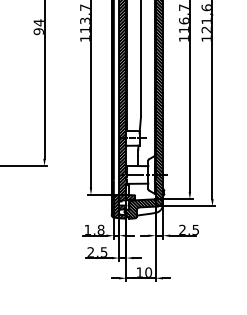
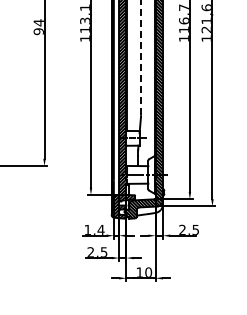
text: 113,7 -> 113,1 (84, 7)
line: solid -> dashed (141, 57)
text: 1,8 -> 1,4 (100, 229)
